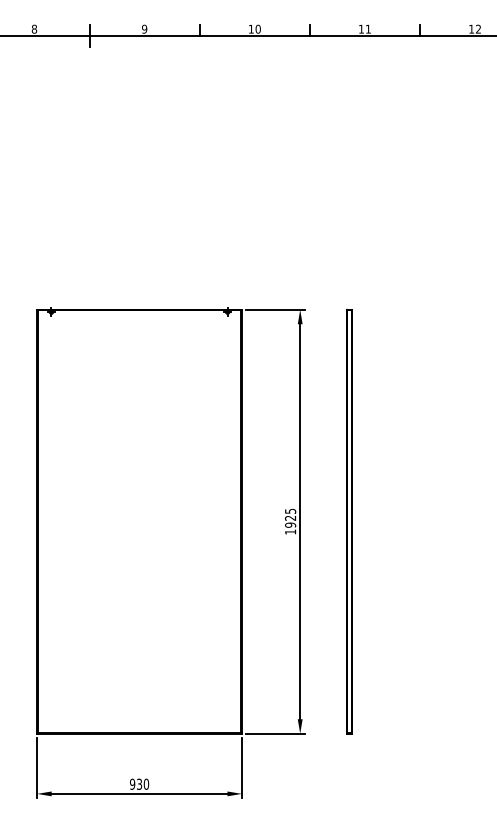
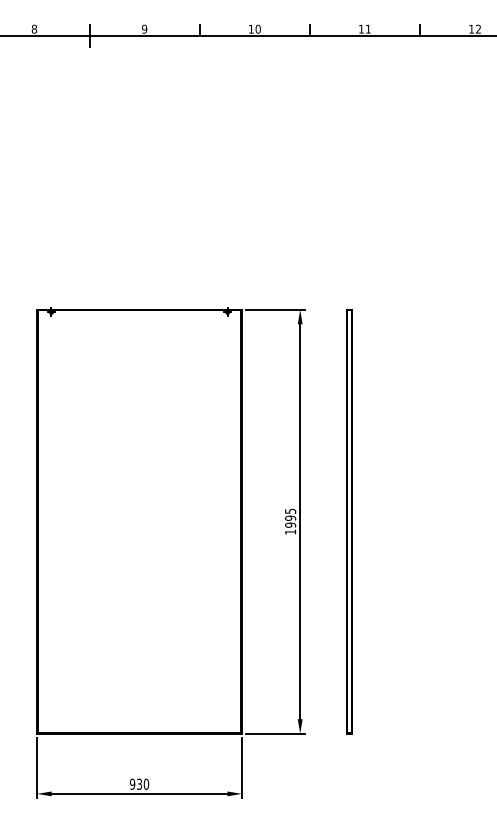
text: 1925 -> 1995 (290, 517)
